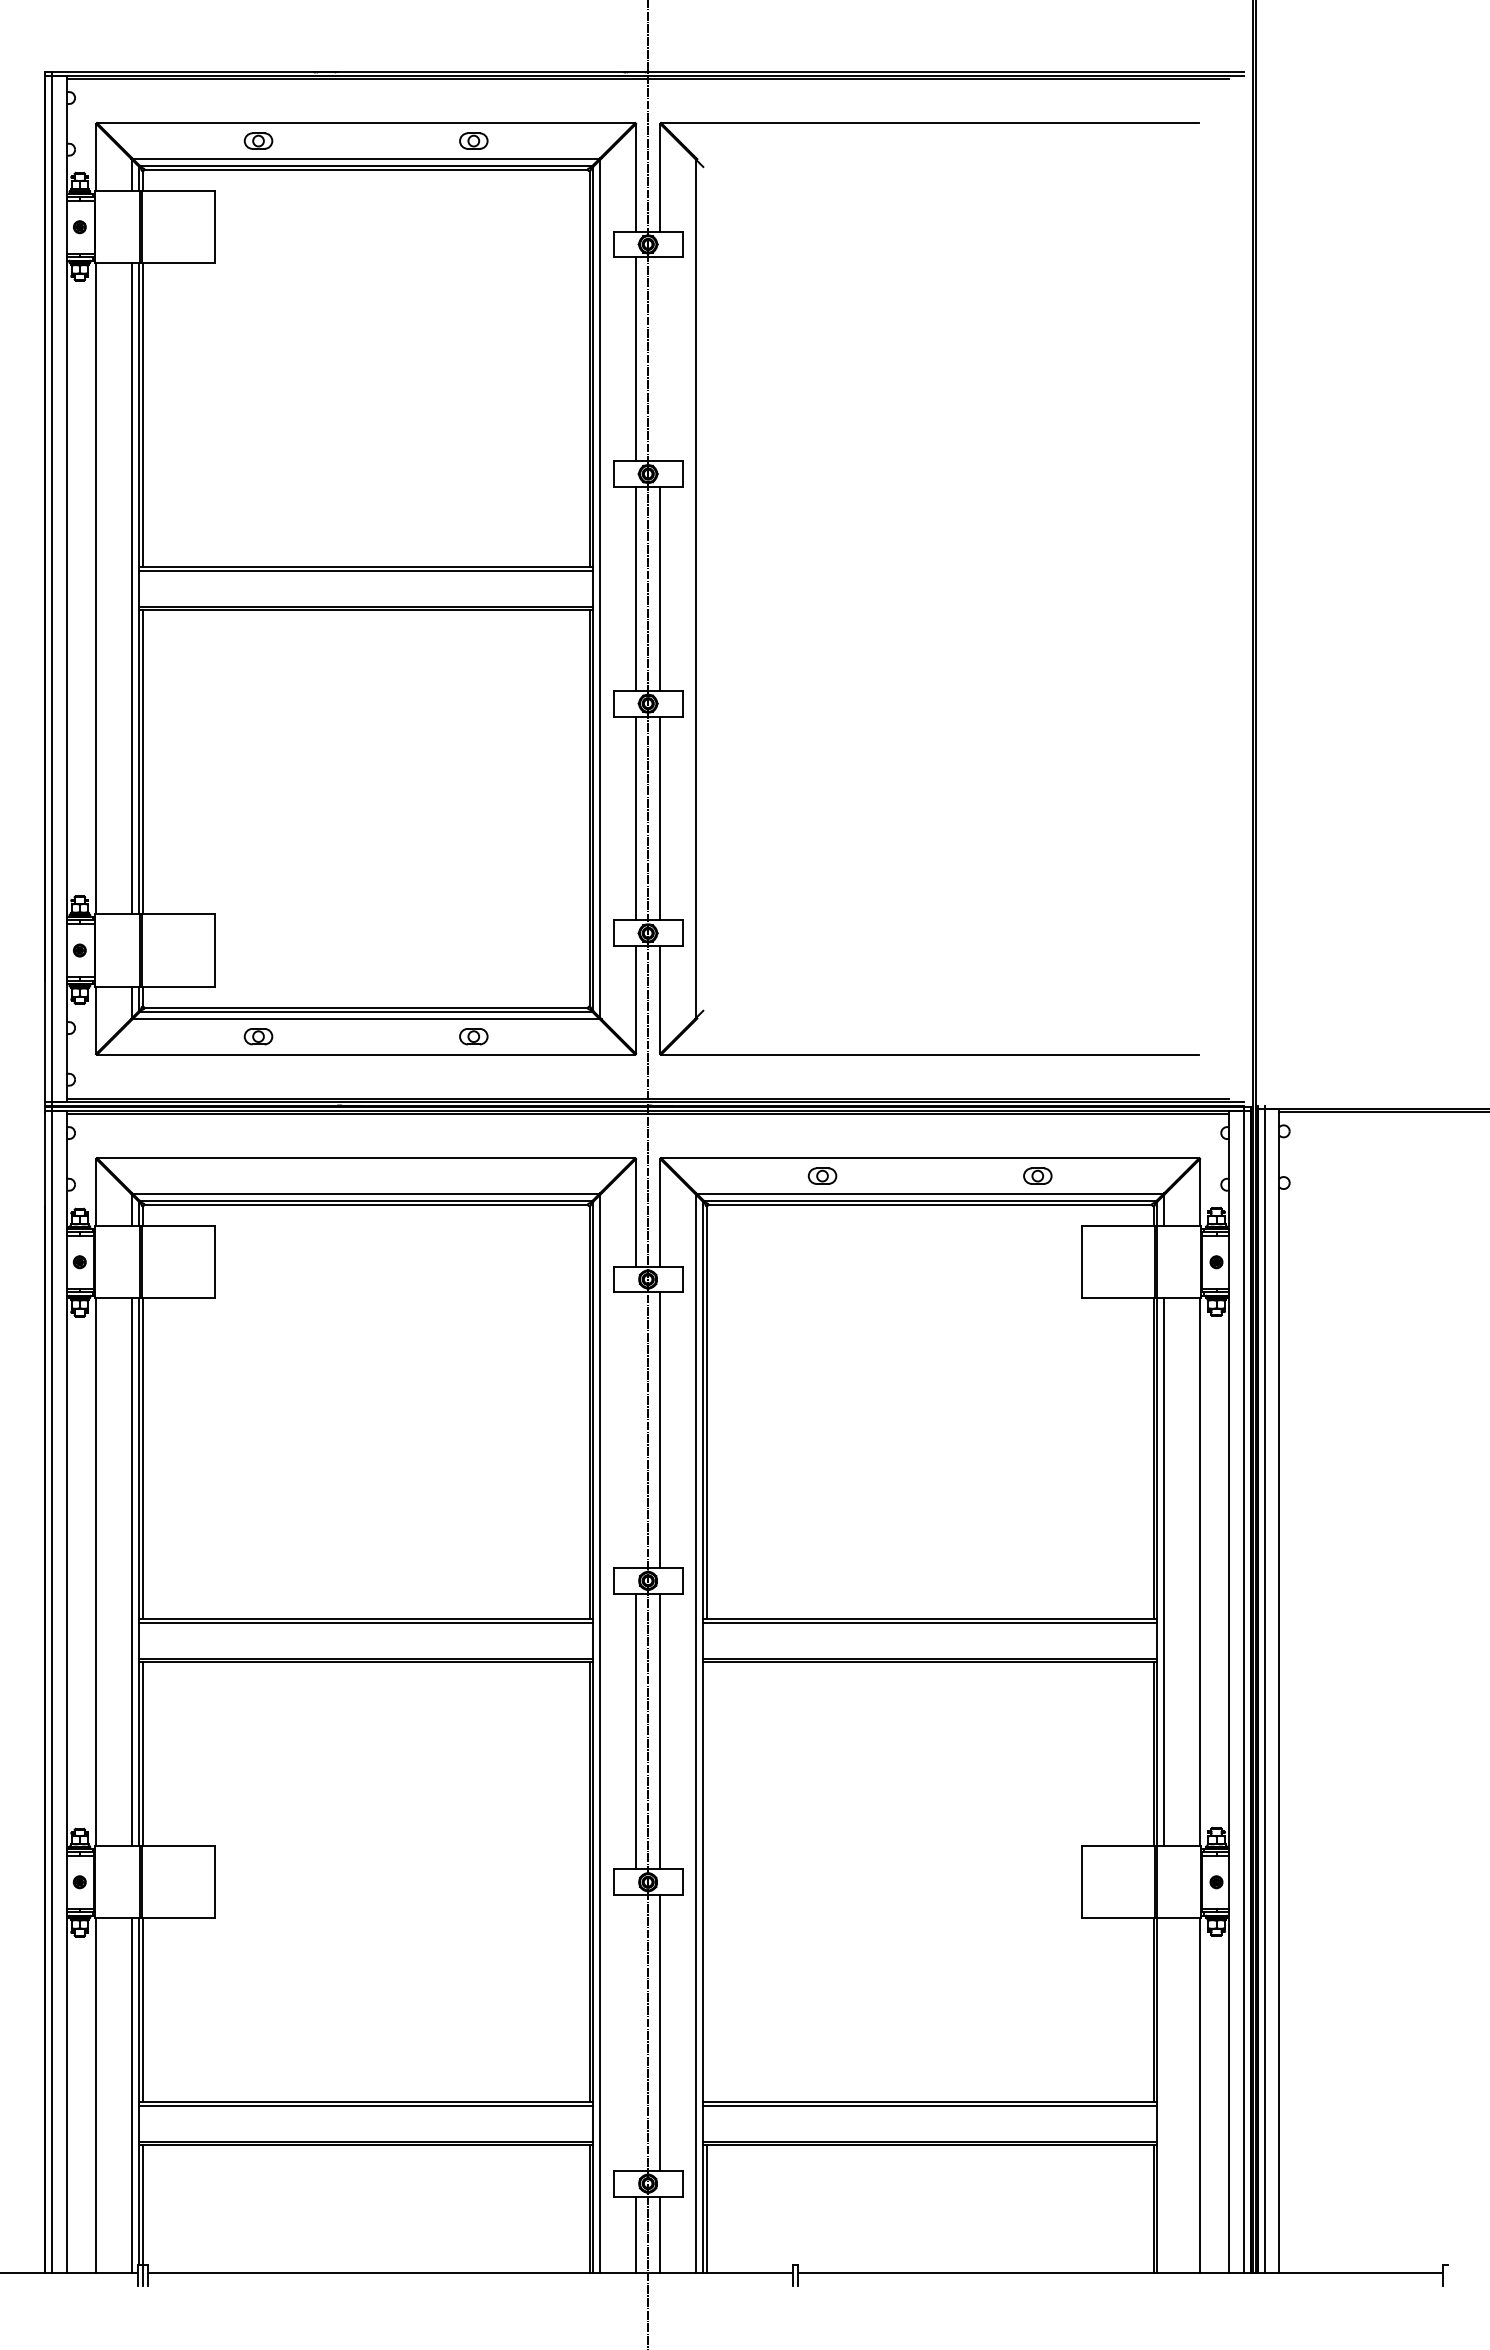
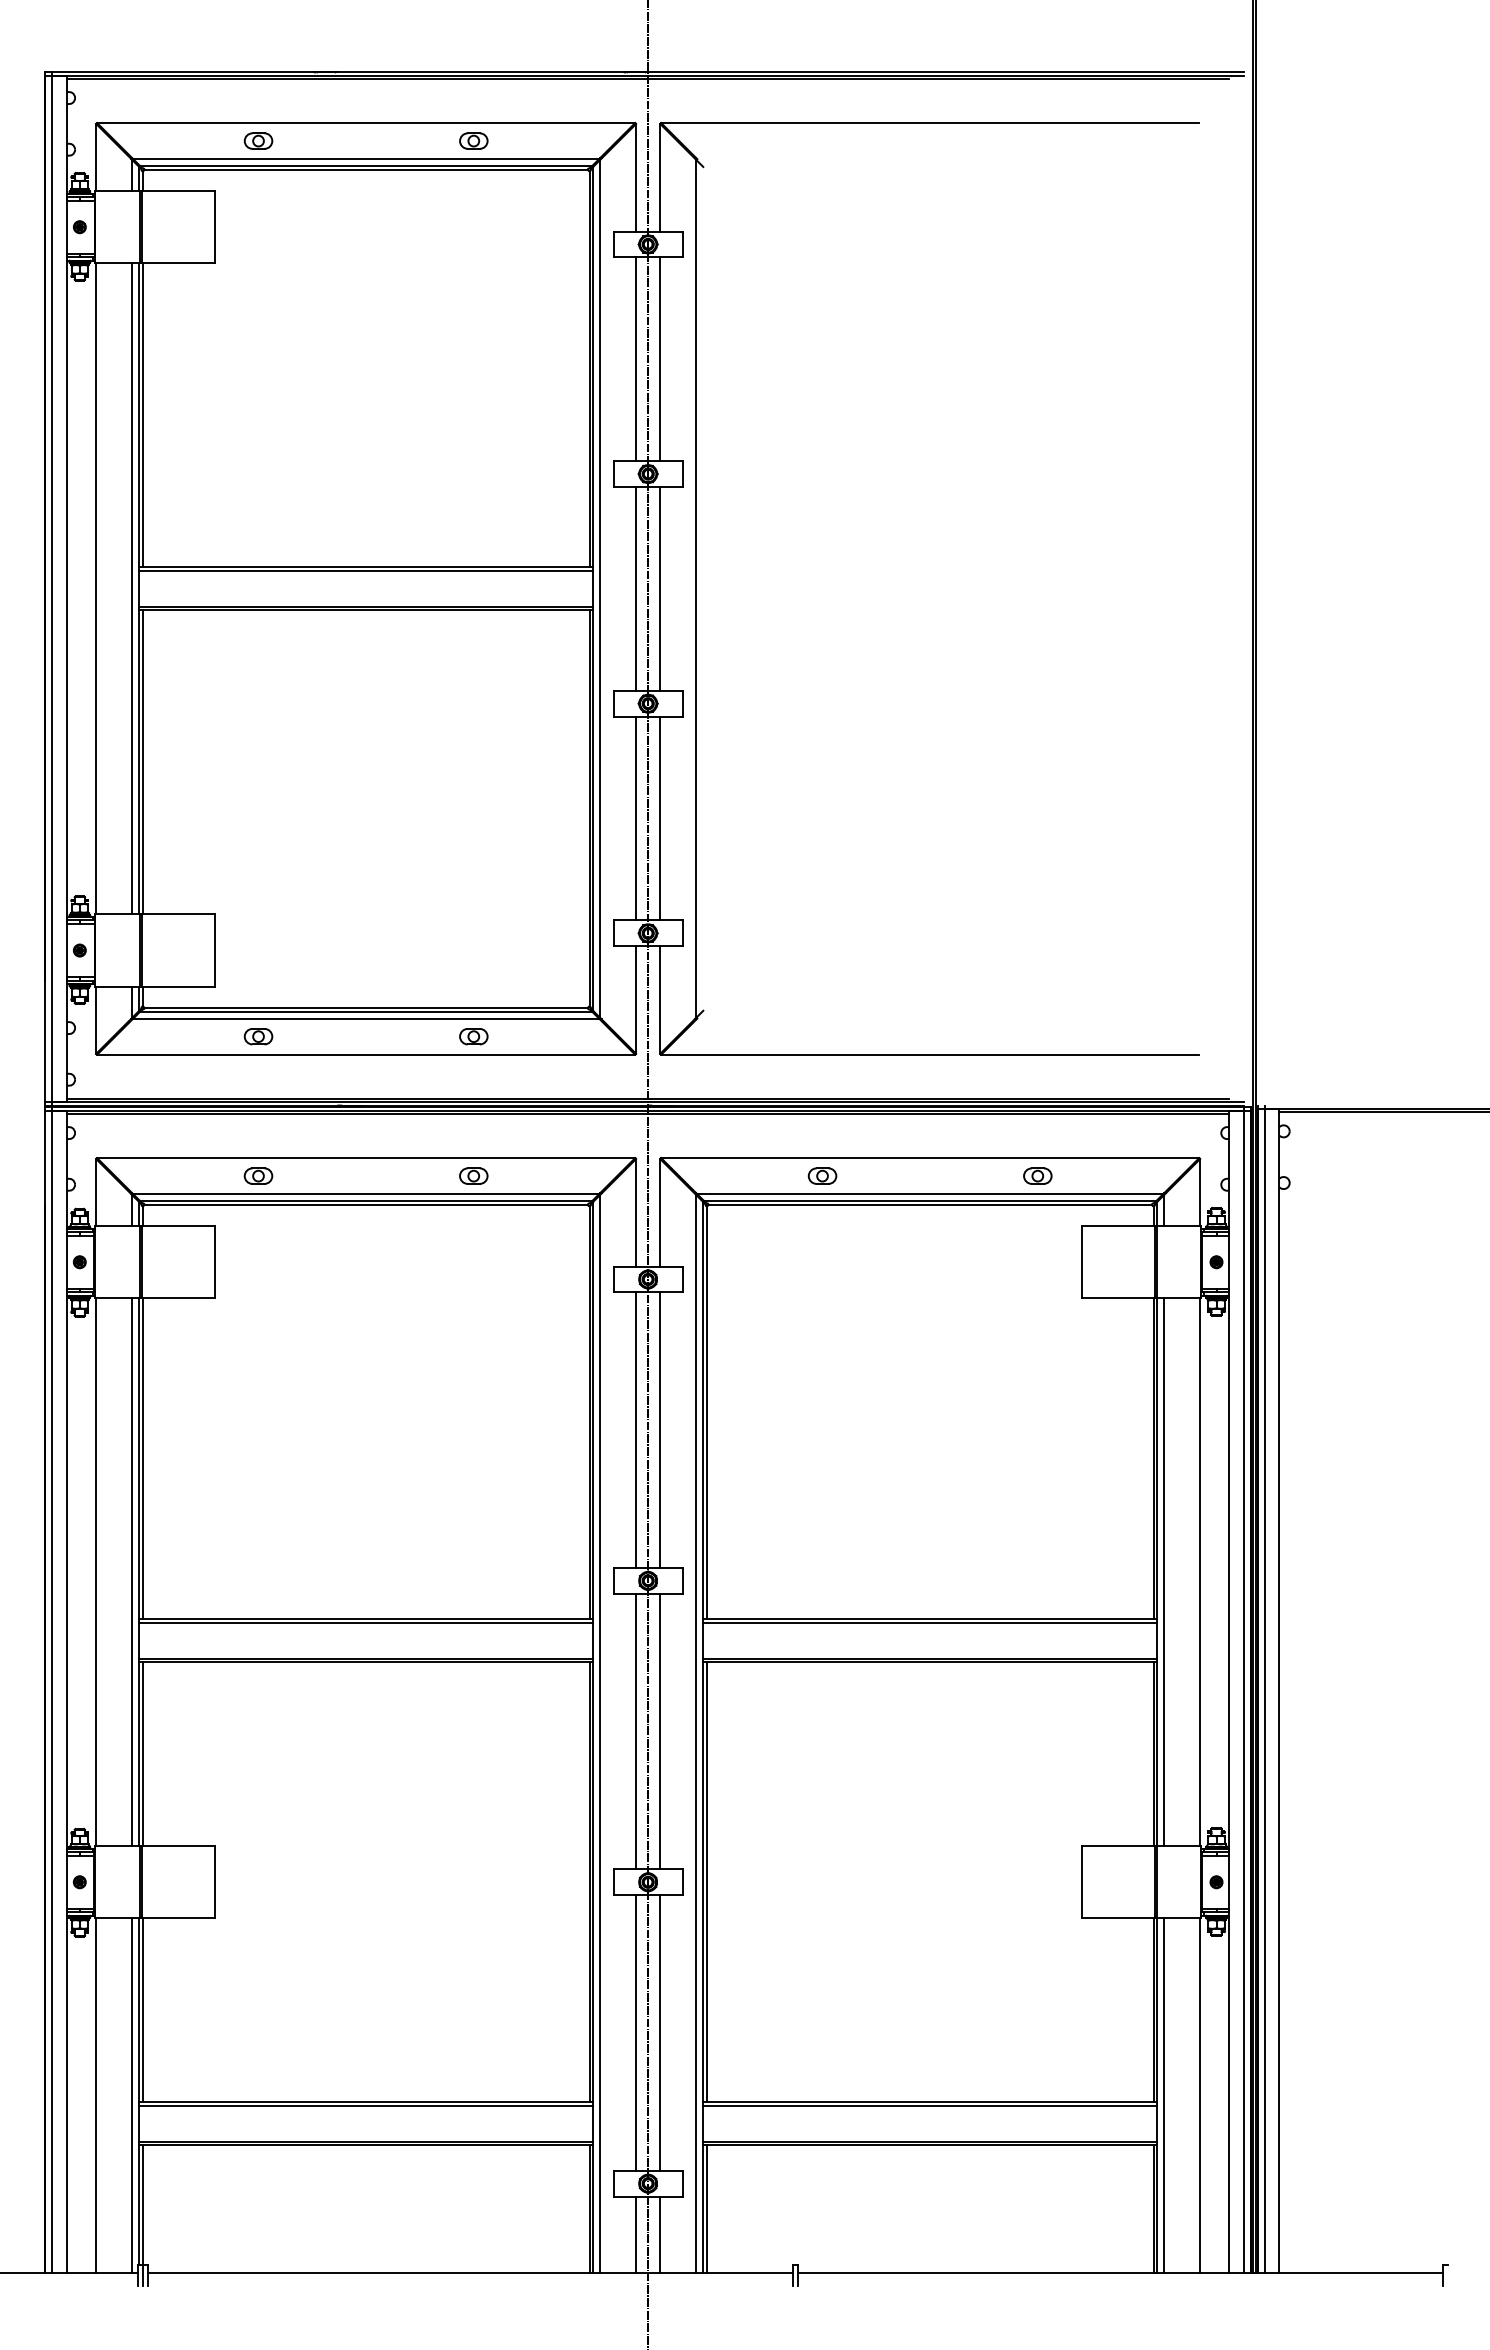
line: none -> present (660, 359)
part: none -> present (258, 1175)
part: none -> present (473, 1175)
line: none -> present (636, 1429)
line: none -> present (706, 1882)
line: none -> present (636, 2032)
line: none -> present (1163, 2095)
